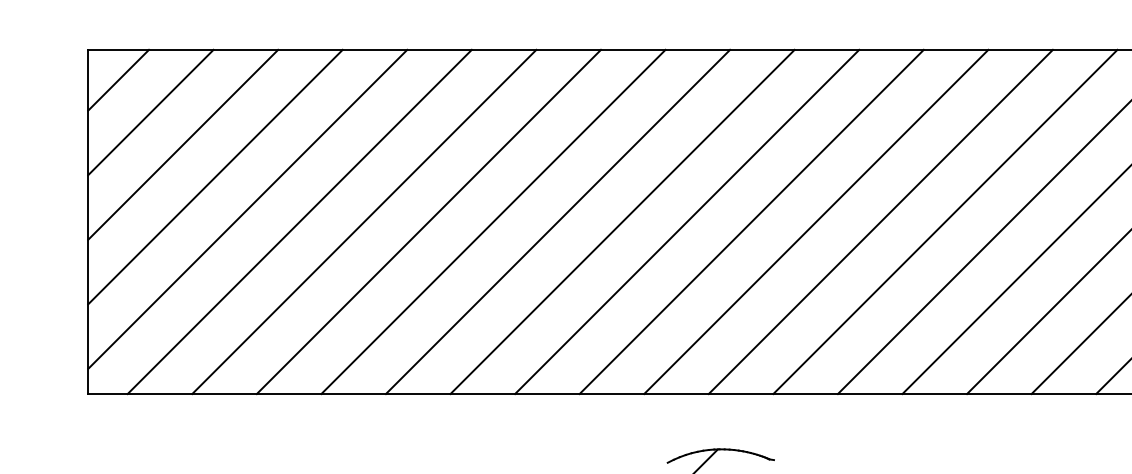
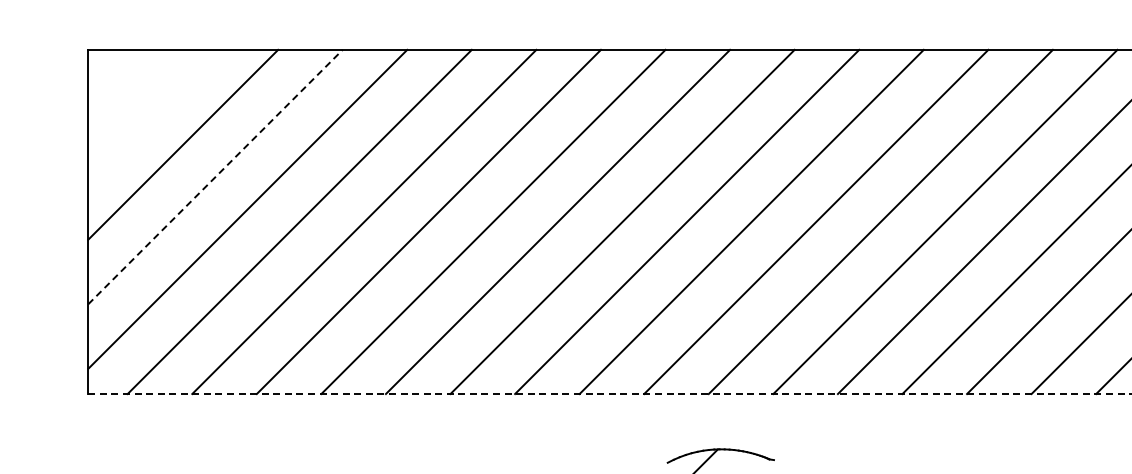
line: present -> none (118, 79)
line: present -> none (150, 112)
line: solid -> dashed (215, 177)
line: solid -> dashed (610, 394)
